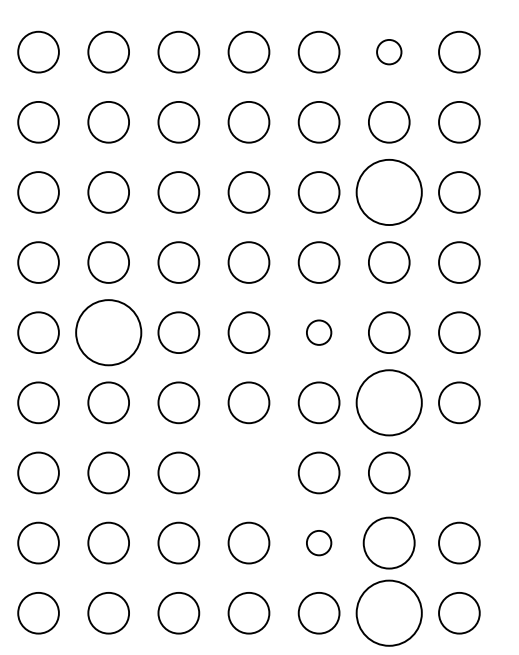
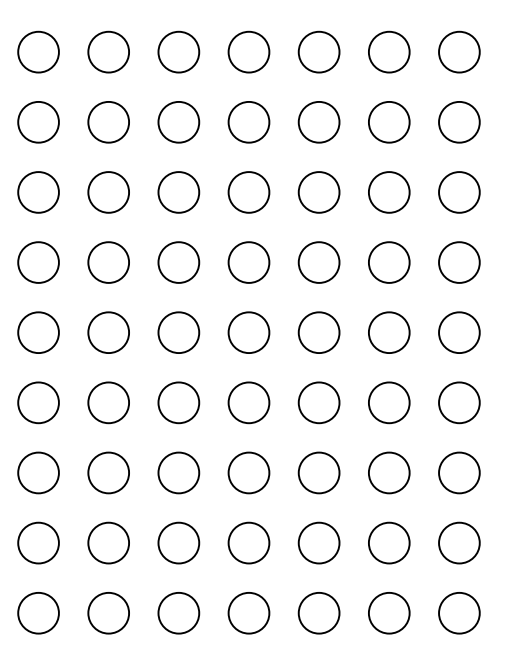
circle diameter: 24 px -> 41 px (388, 51)
circle diameter: 65 px -> 41 px (388, 192)
circle diameter: 65 px -> 41 px (108, 332)
circle diameter: 24 px -> 41 px (318, 332)
circle diameter: 65 px -> 41 px (388, 402)
circle: none -> present (248, 472)
circle: none -> present (459, 472)
circle diameter: 24 px -> 41 px (318, 542)
circle size: 54x54 px -> 43x44 px (389, 542)
circle diameter: 65 px -> 41 px (388, 612)
